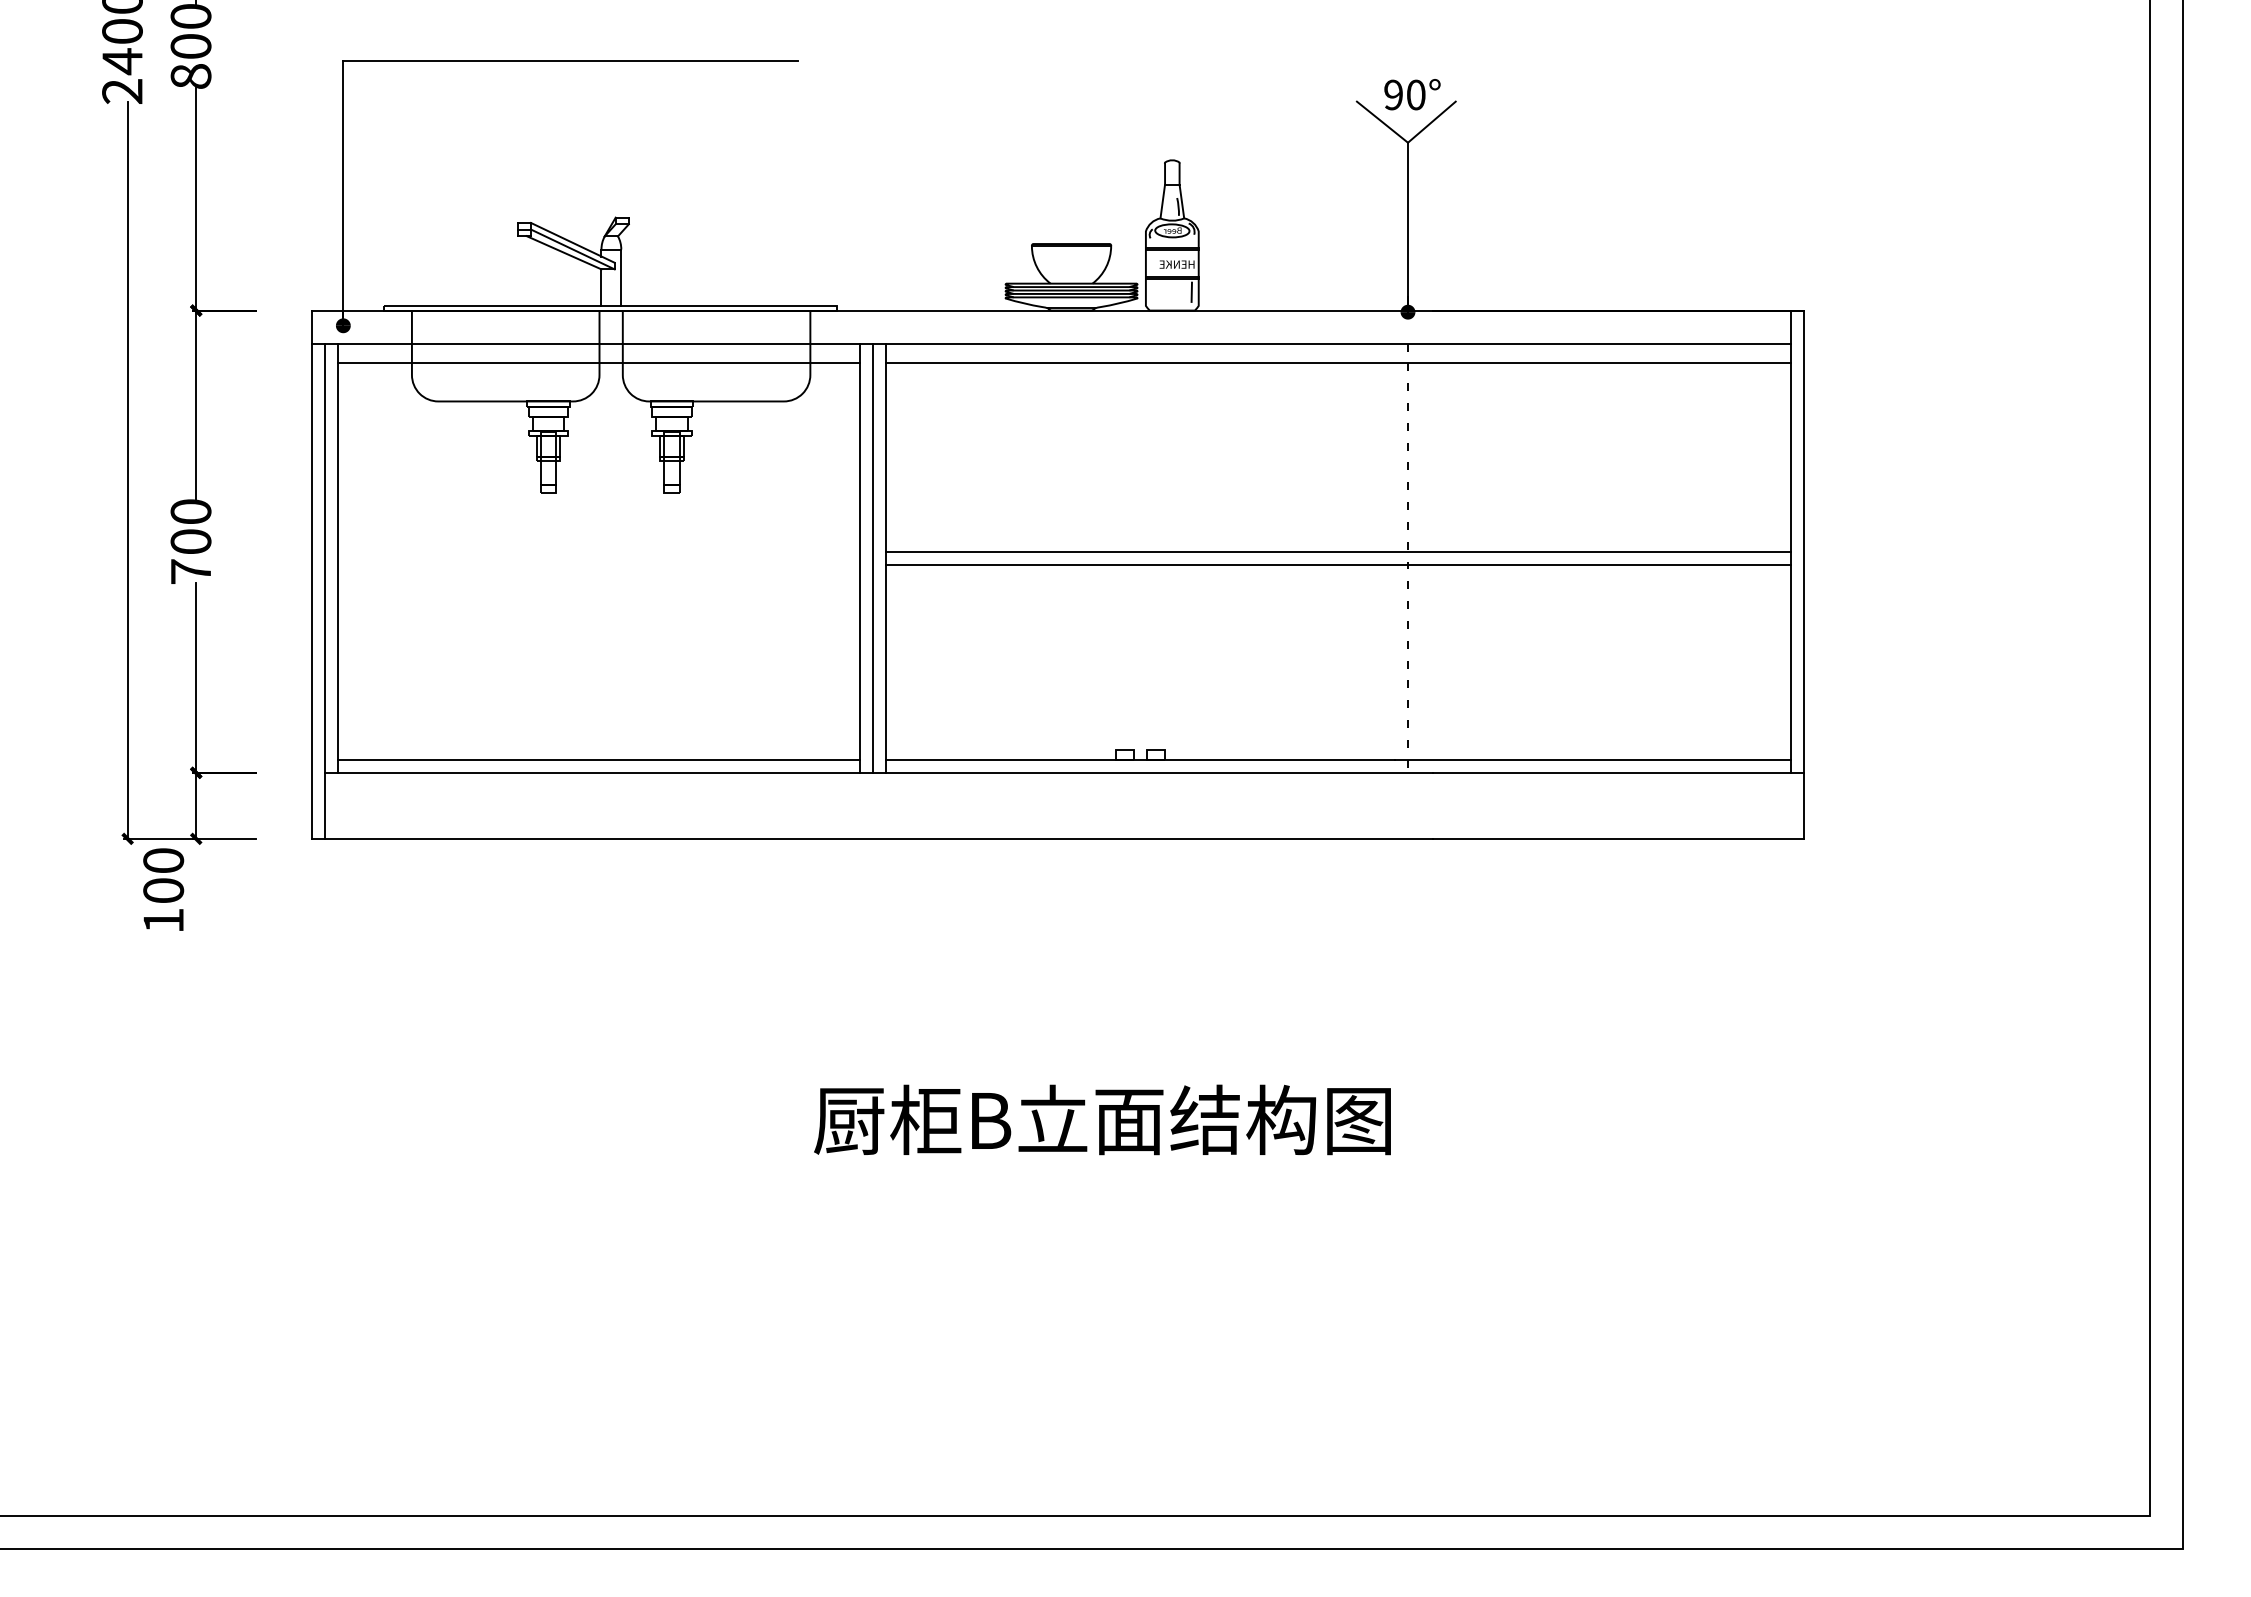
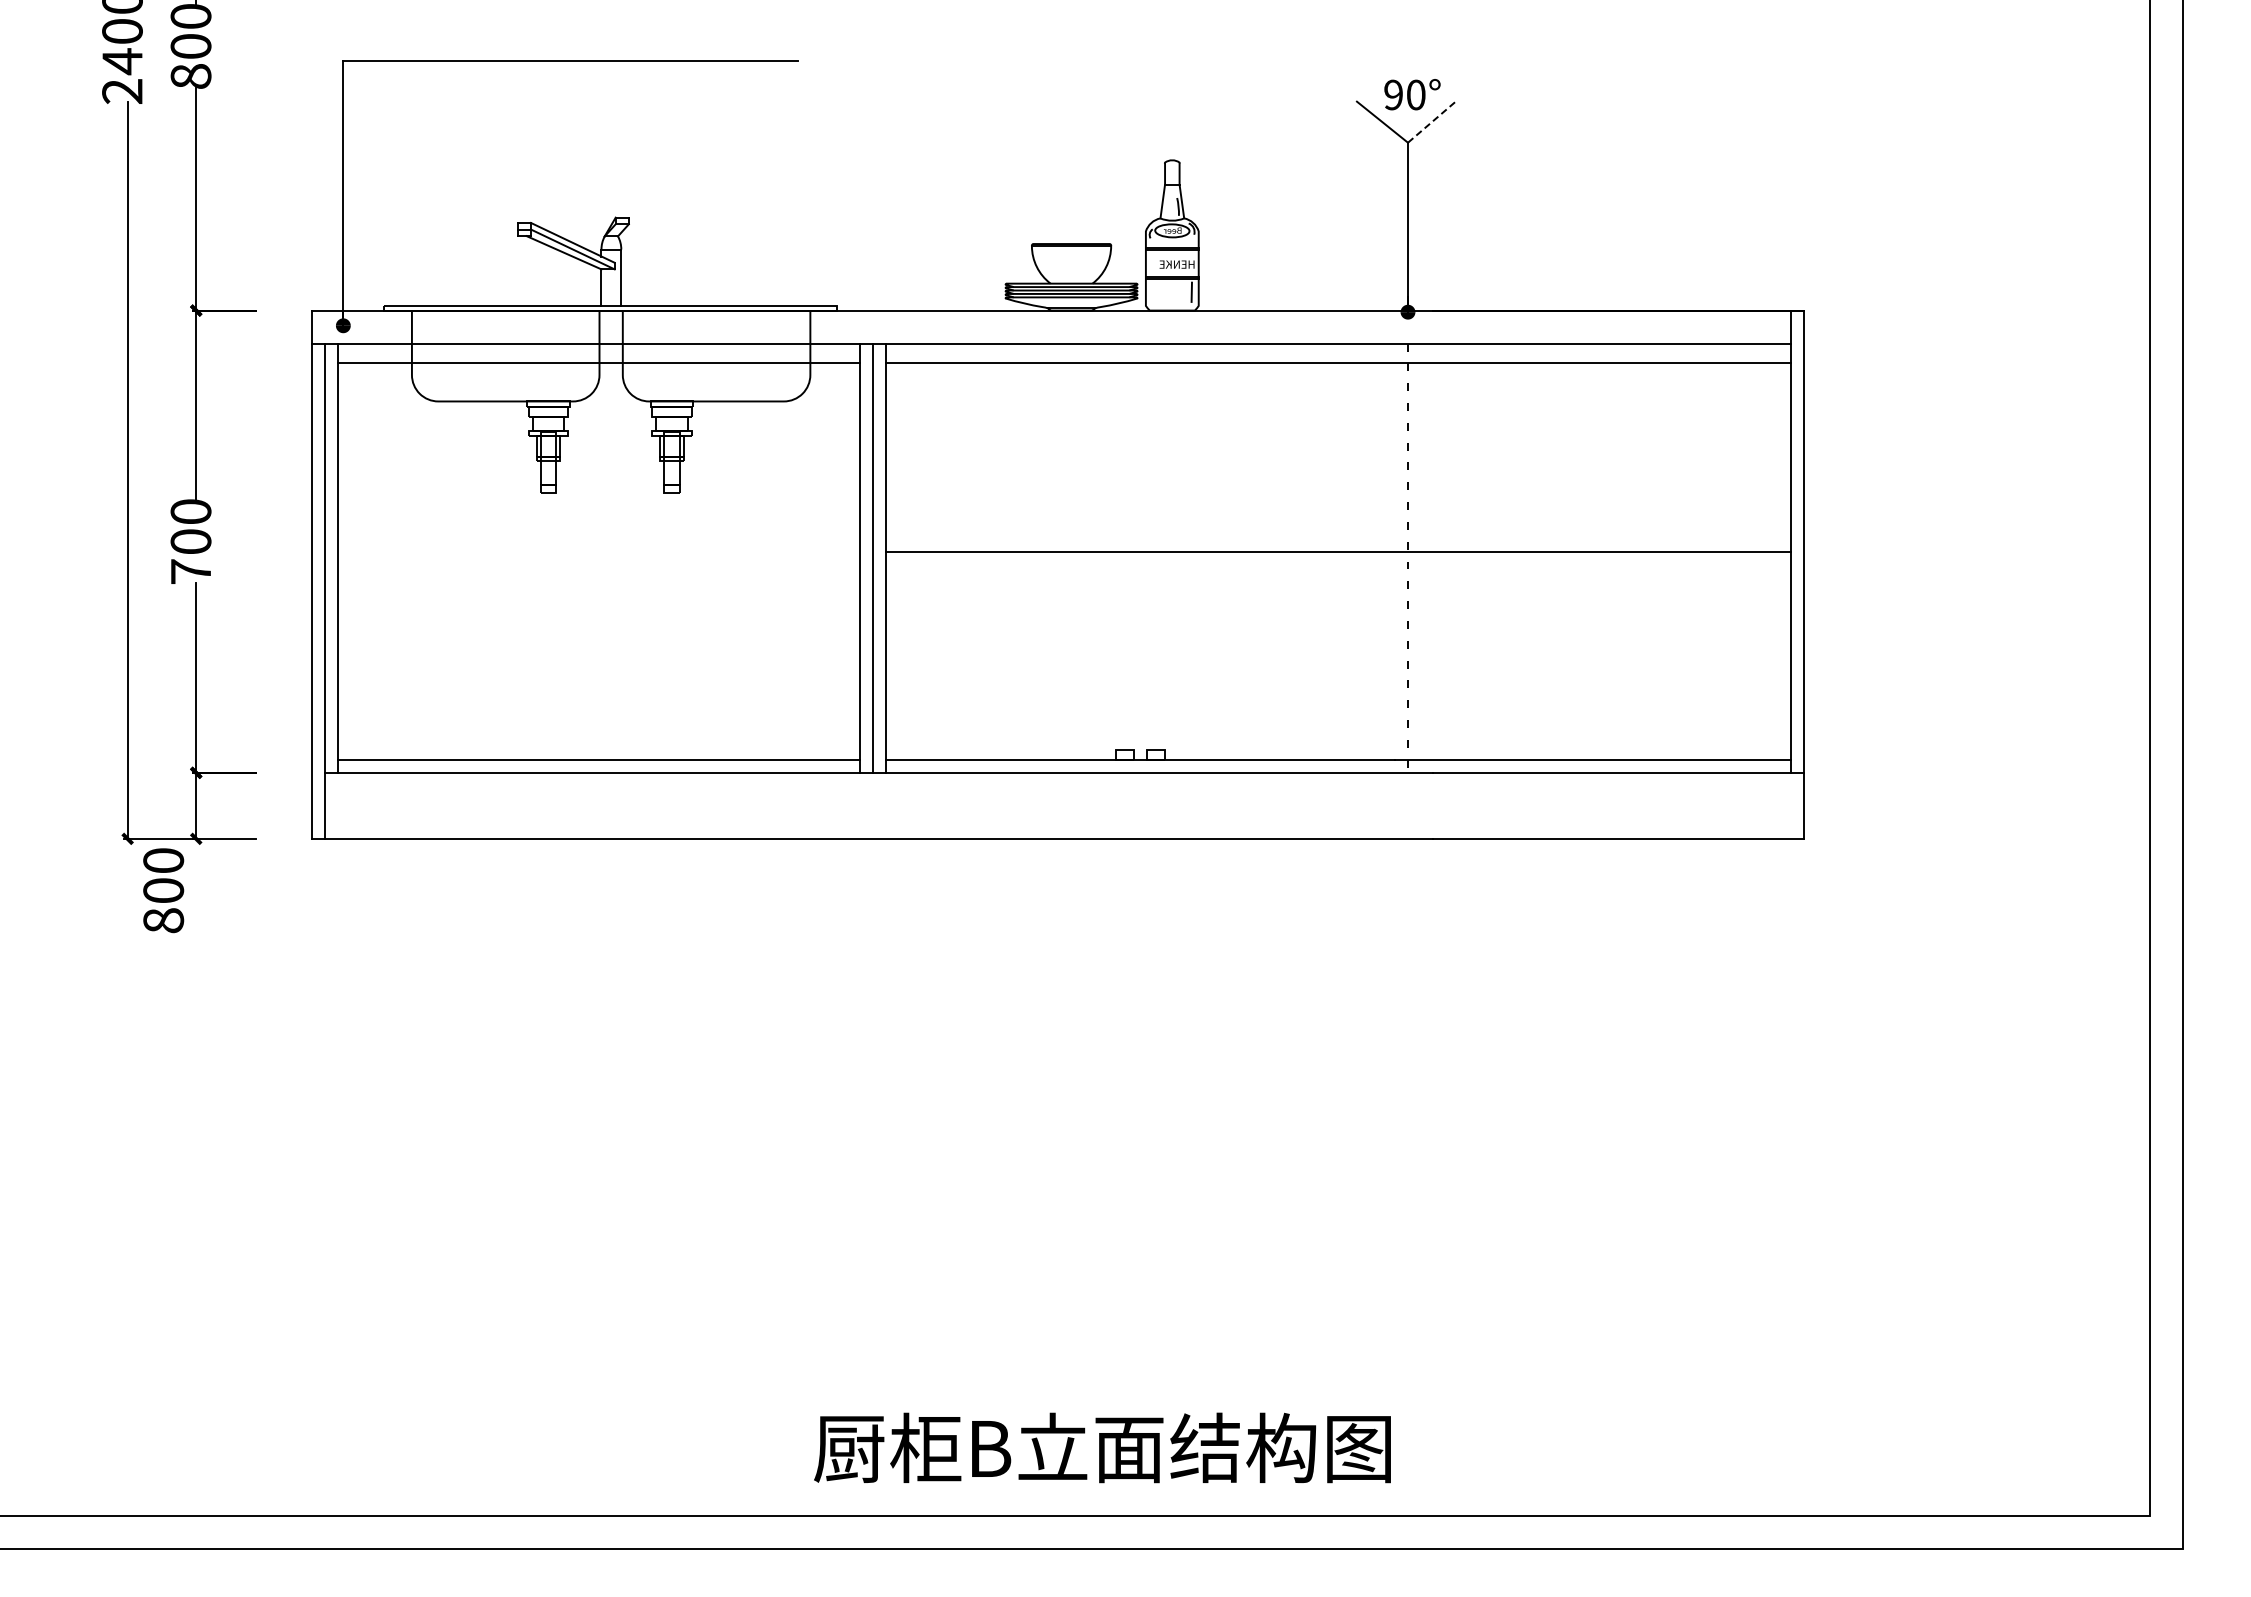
line: solid -> dashed (1432, 121)
line: present -> none (1338, 564)
text: 100 -> 800 (163, 920)
text position: (1102, 1119) -> (1102, 1447) (1102, 1447)
